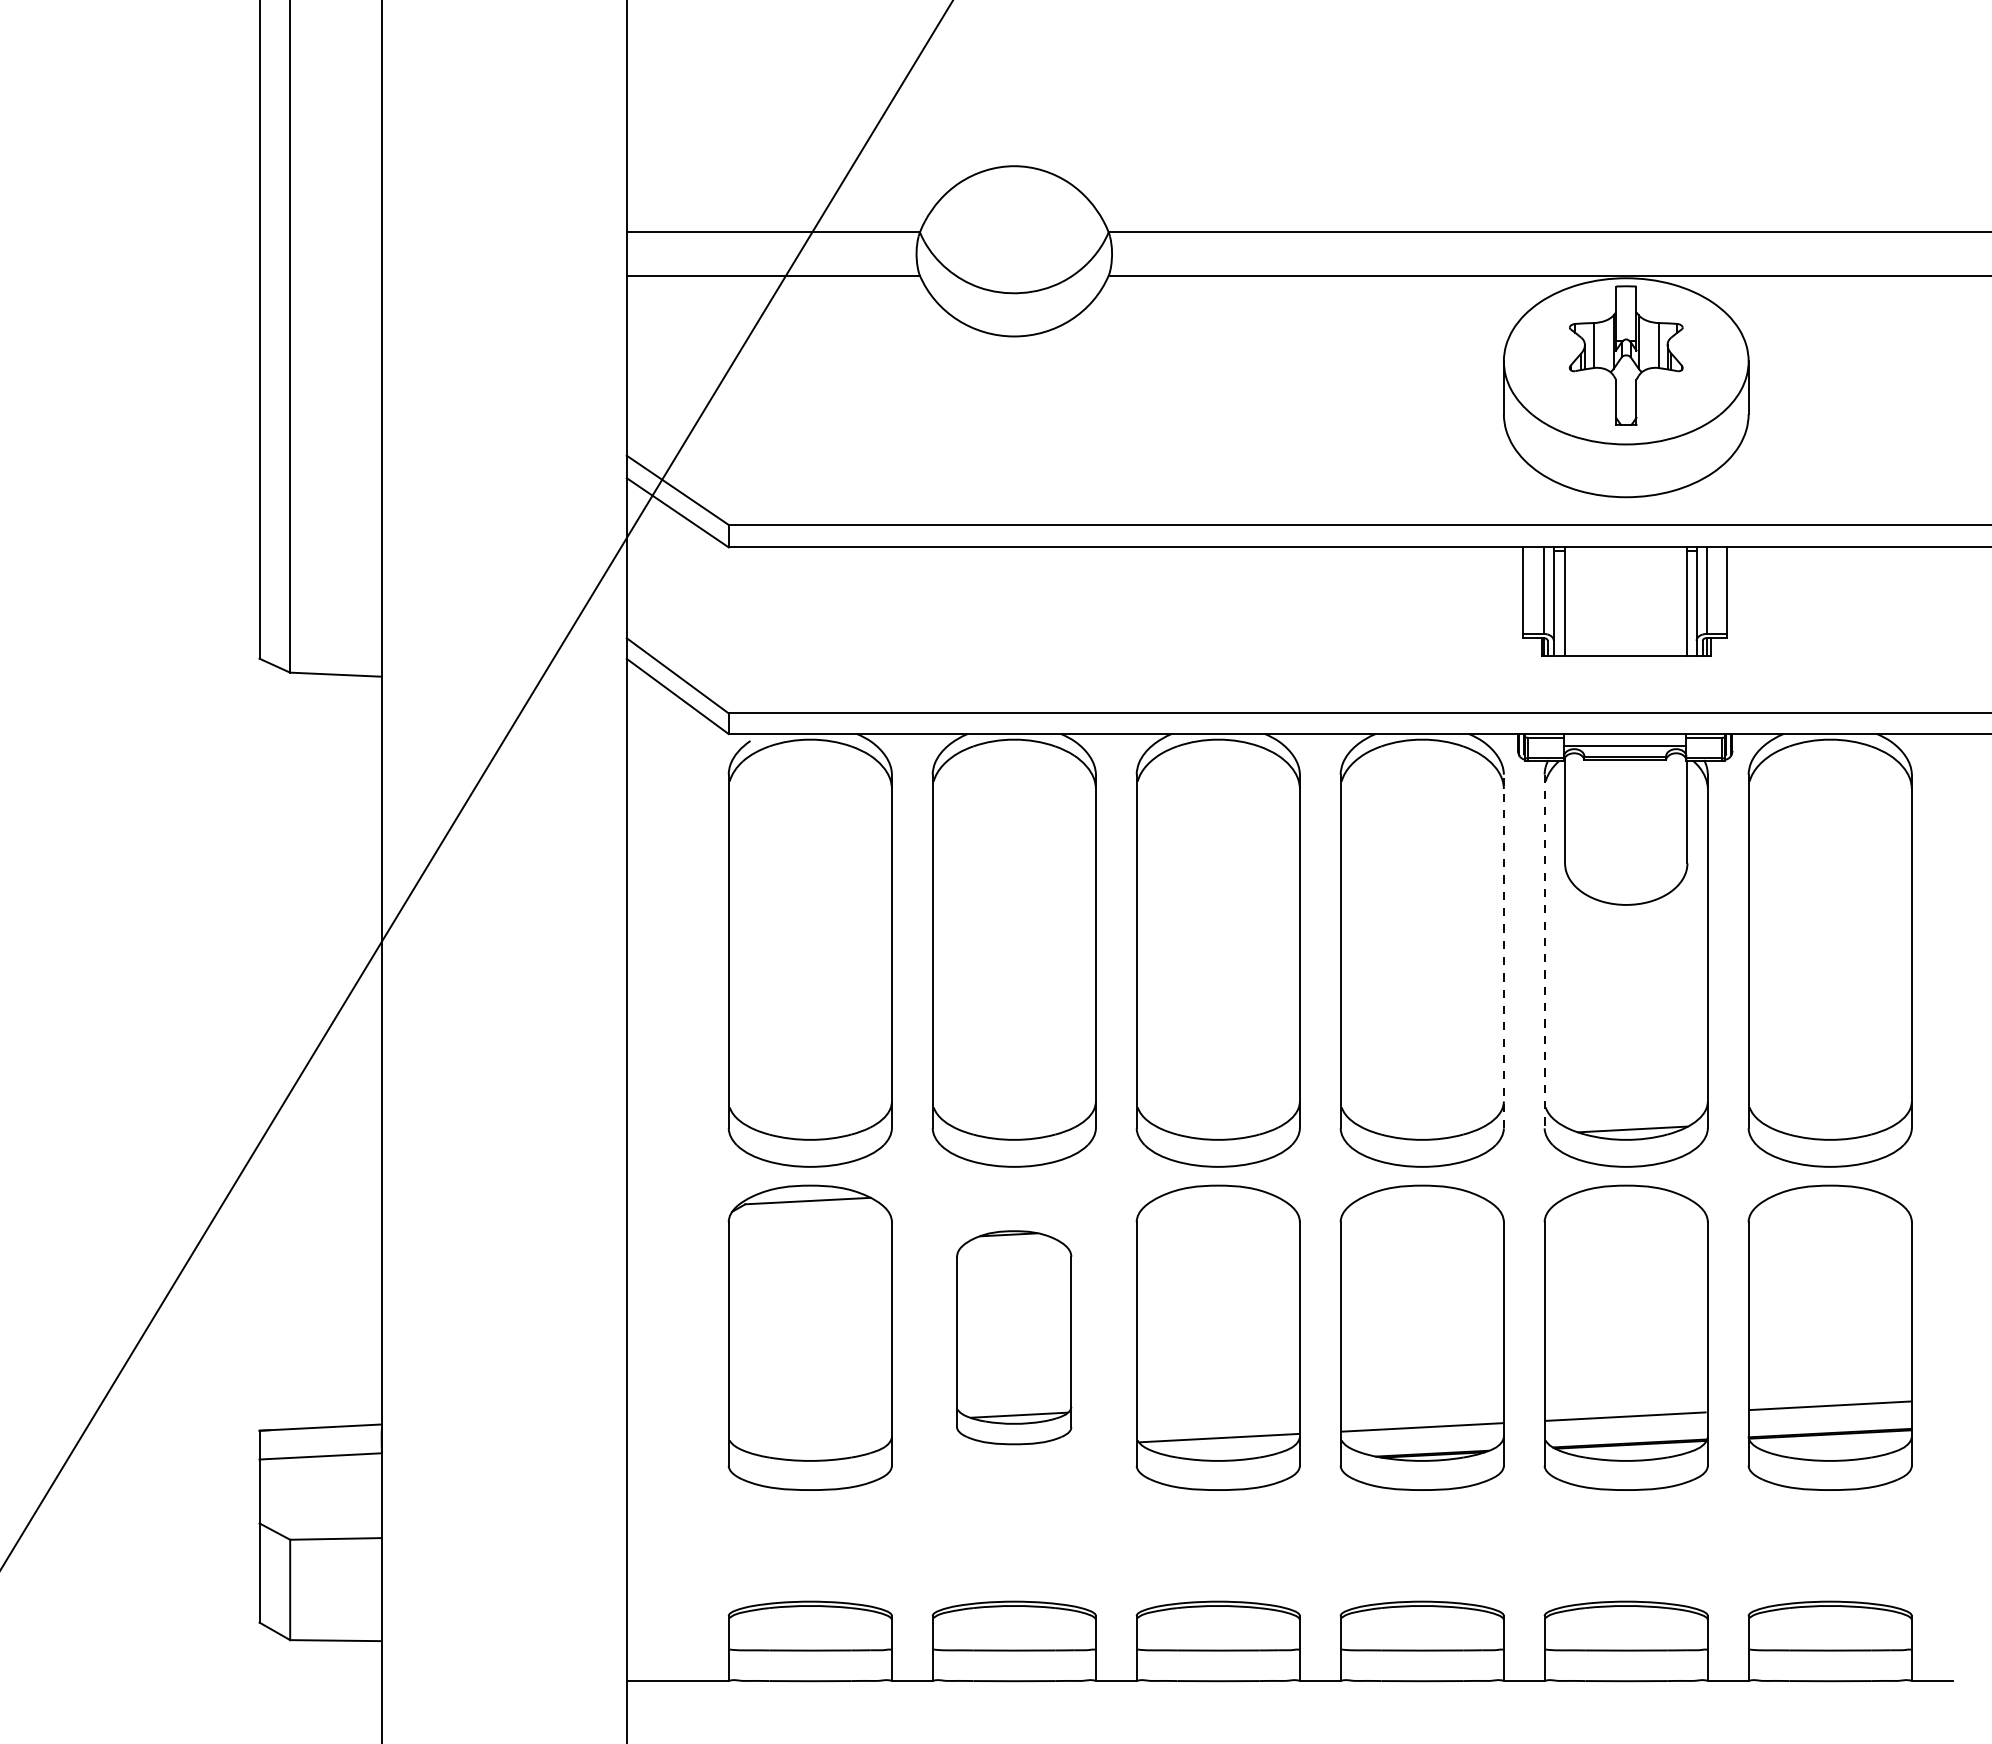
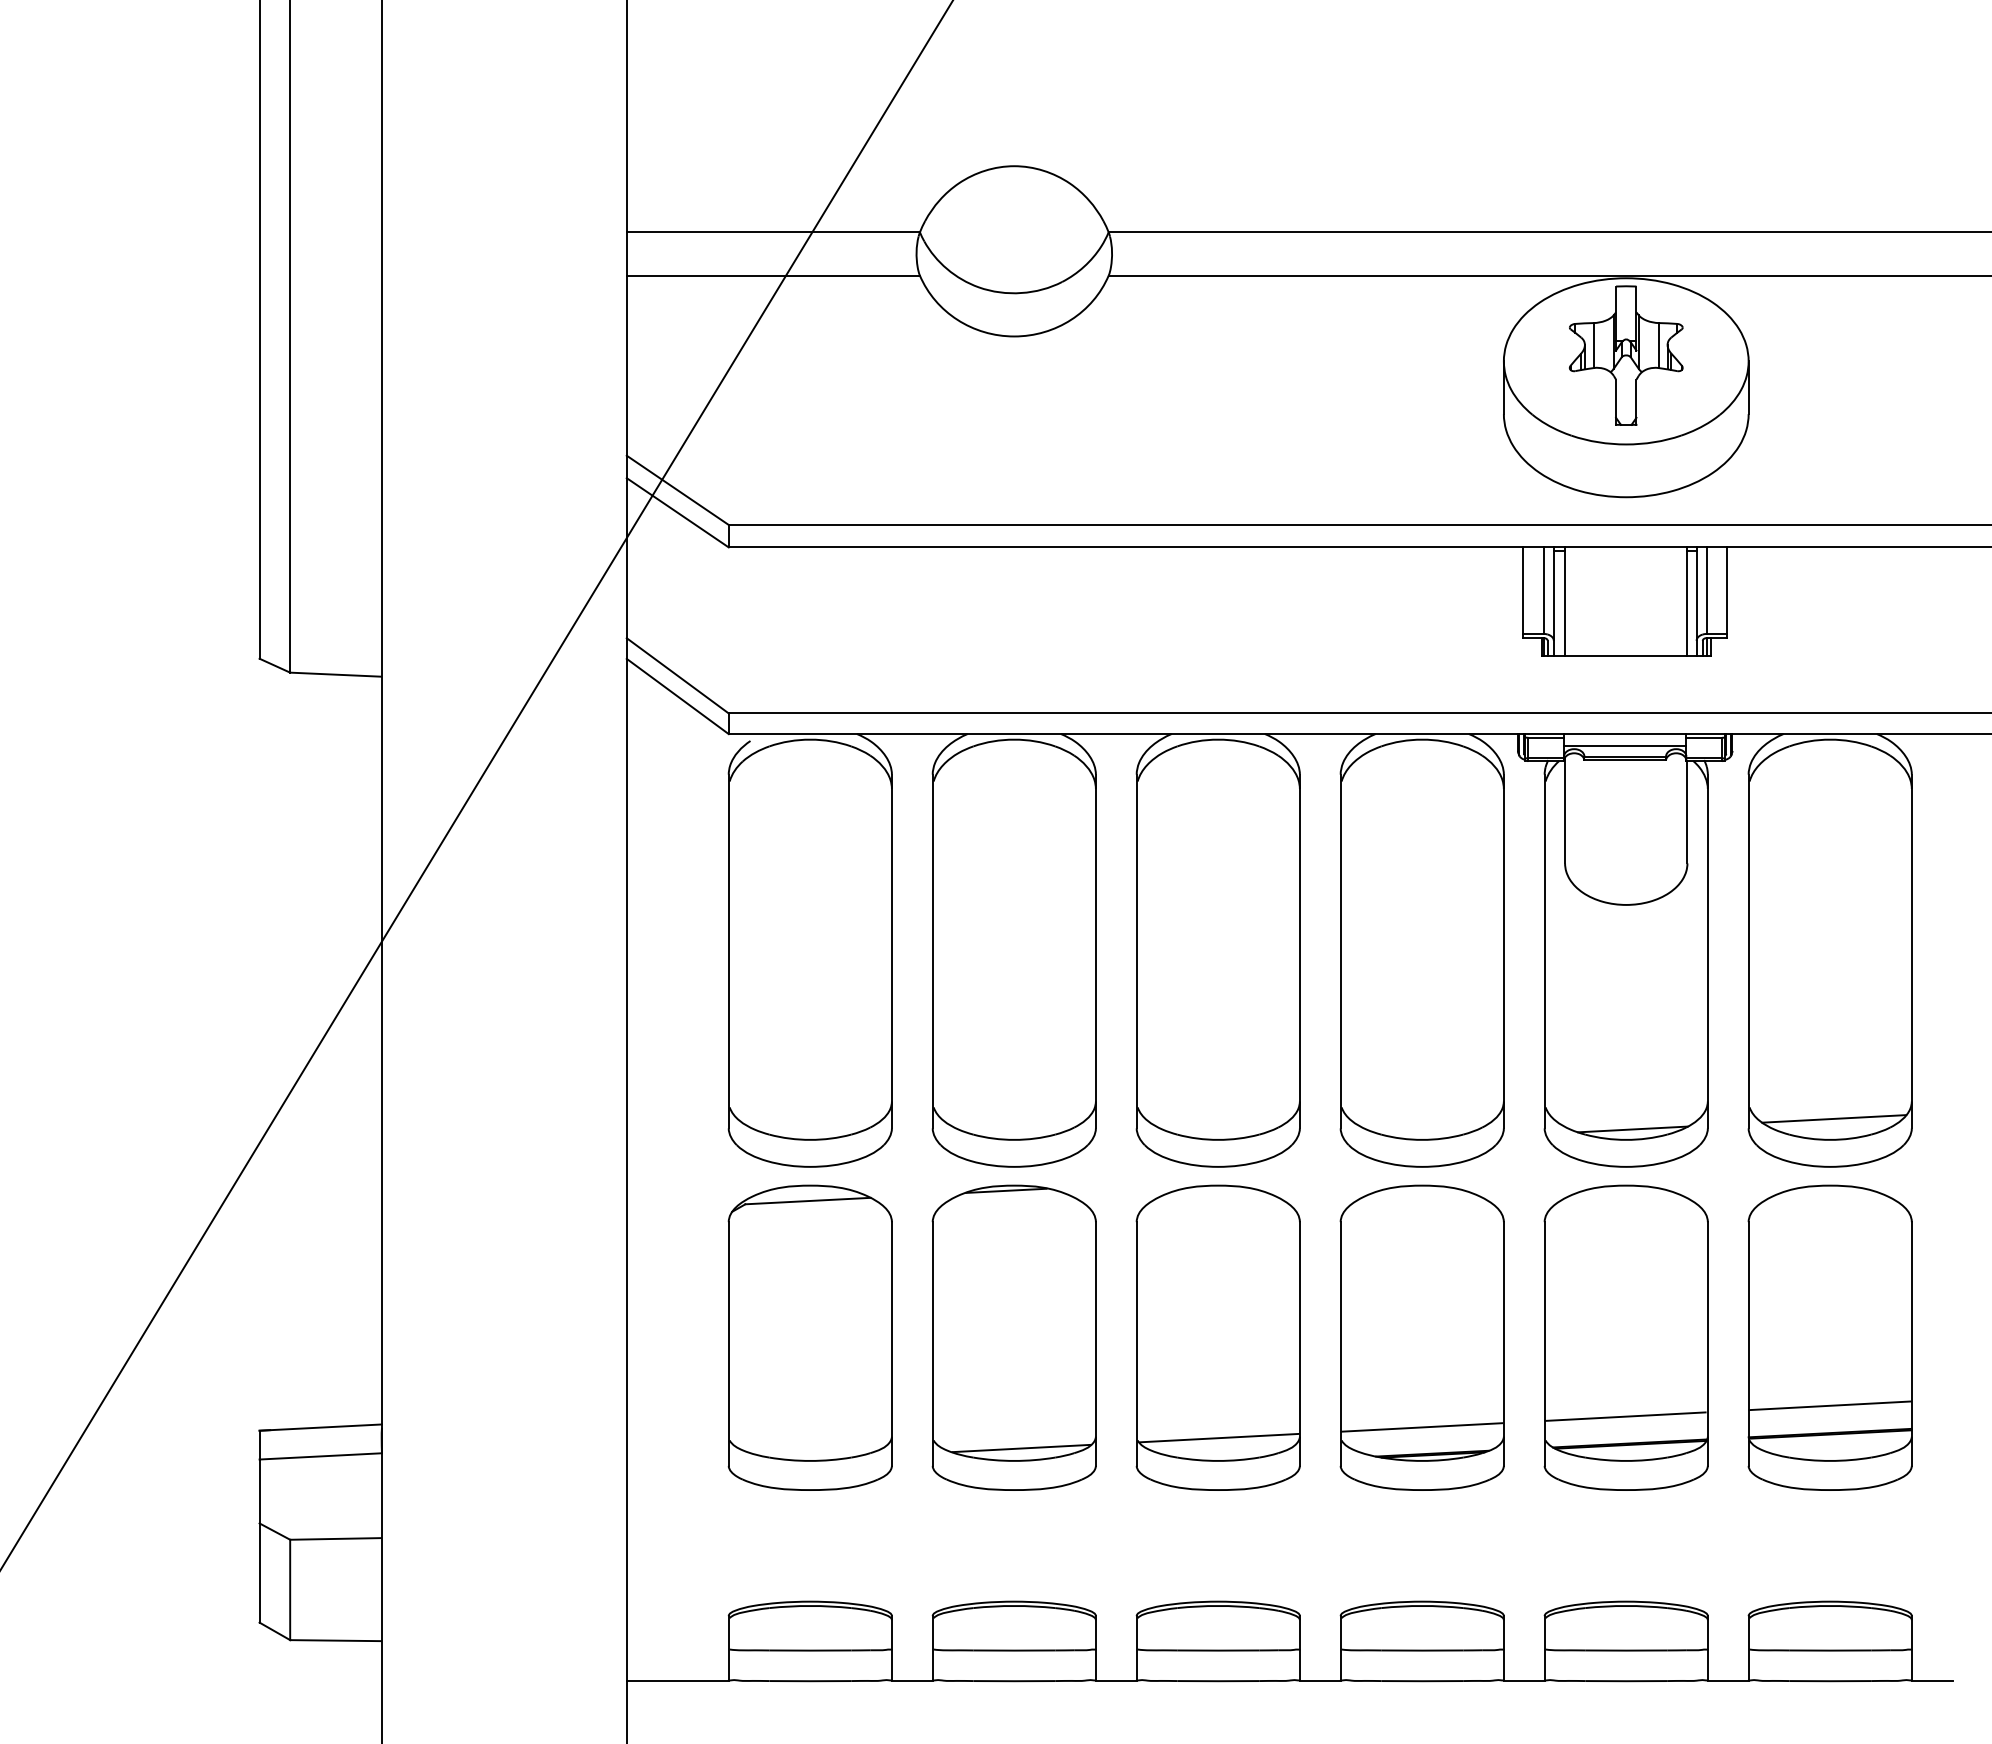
line: dashed -> solid (1503, 951)
line: dashed -> solid (1544, 951)
line: none -> present (1834, 1118)
part size: 117x216 px -> 166x307 px (1013, 1337)
